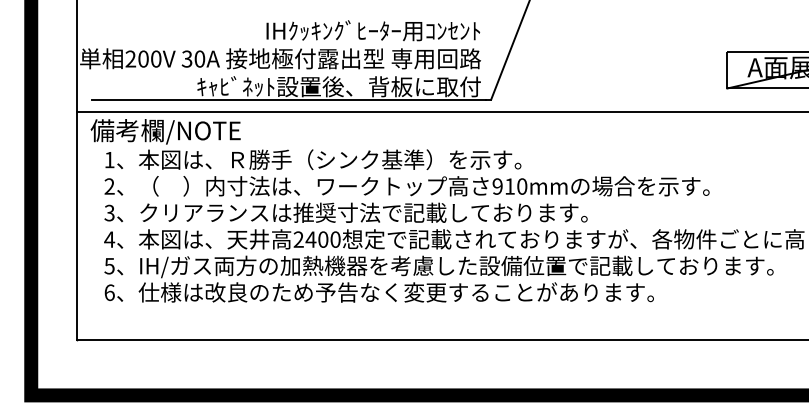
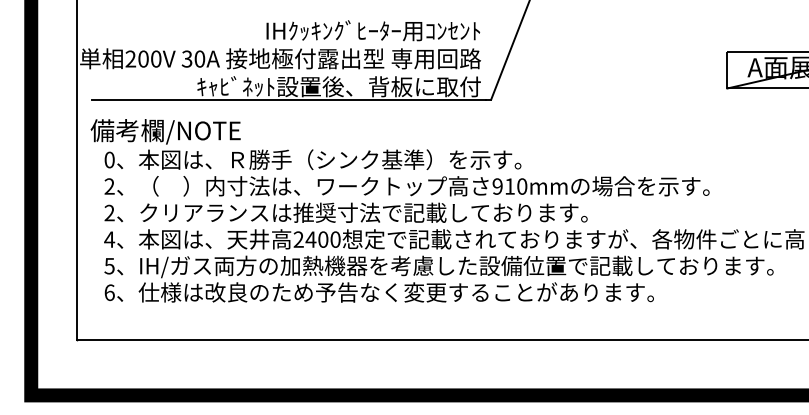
line: present -> none (440, 111)
text: 1 -> 0 (109, 159)
text: 3 -> 2 (109, 213)
